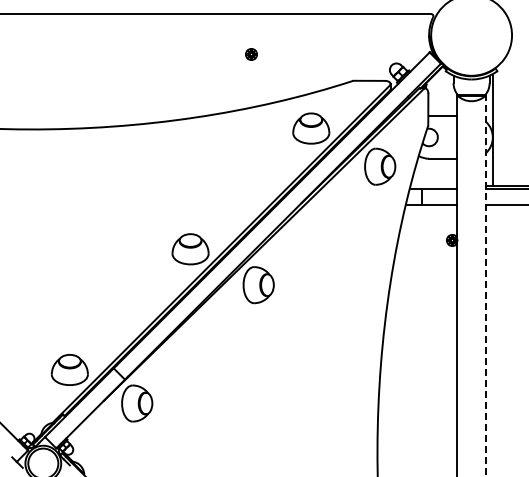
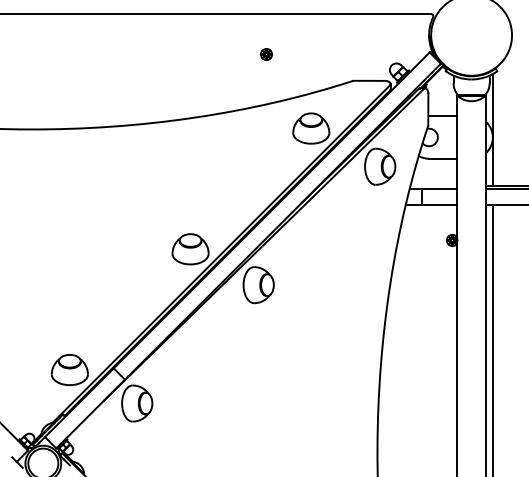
part position: (251, 54) -> (266, 54) (266, 54)
line: dashed -> solid (485, 285)
line: none -> present (492, 338)
